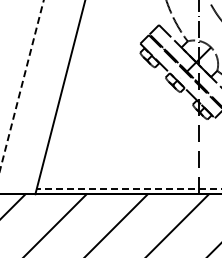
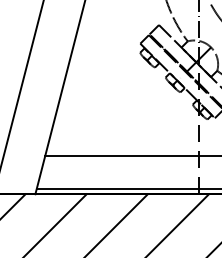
line: dashed -> solid (21, 85)
line: none -> present (131, 156)
line: dashed -> solid (128, 188)
